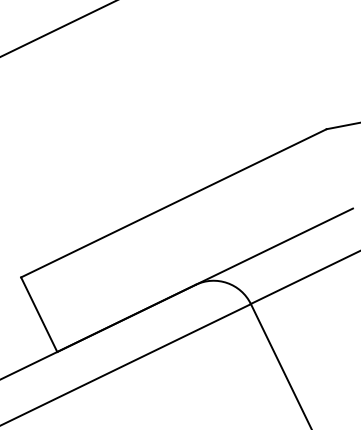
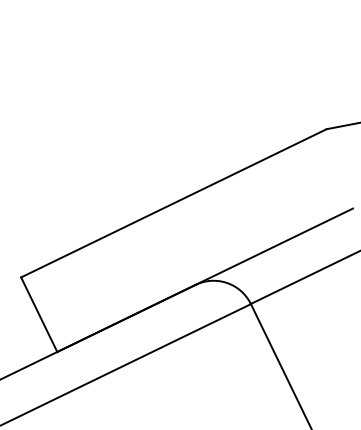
line: present -> none (57, 29)
